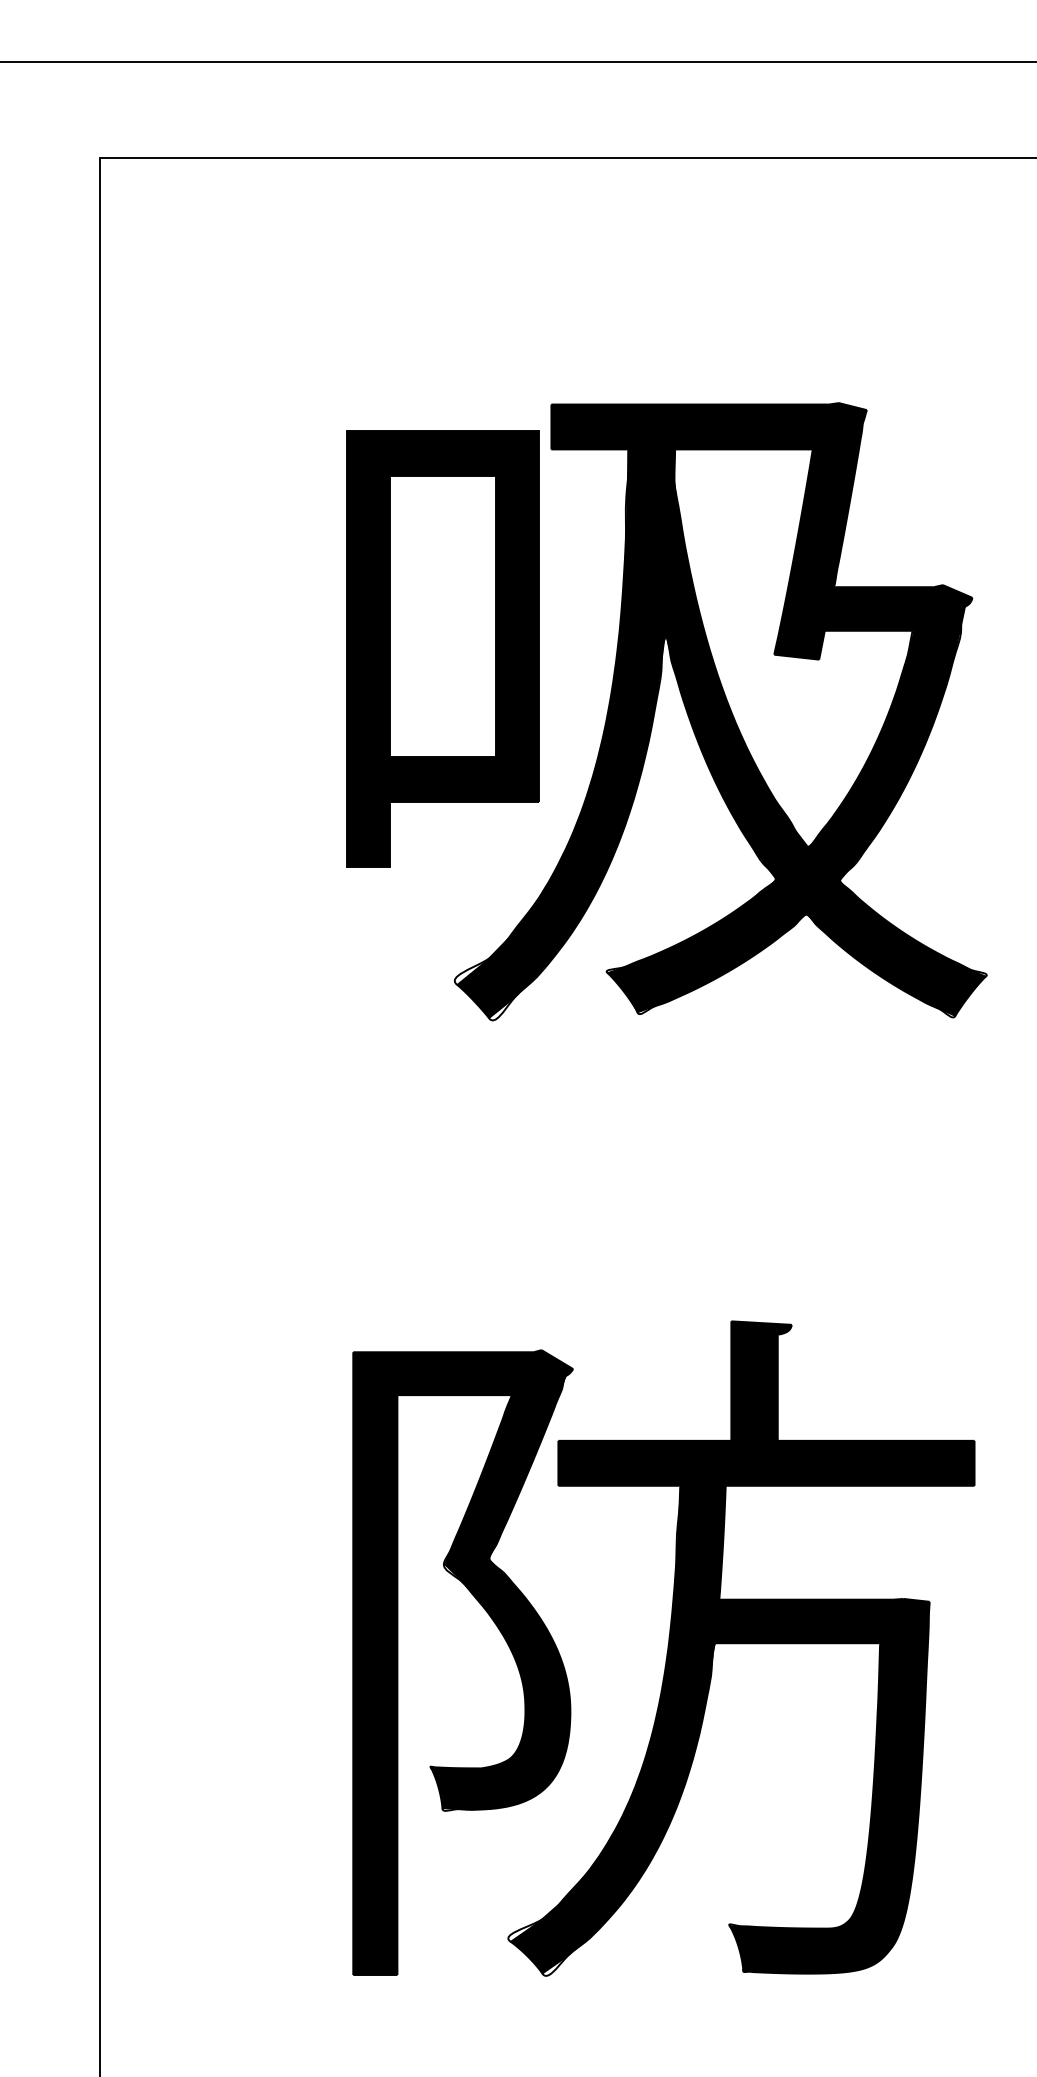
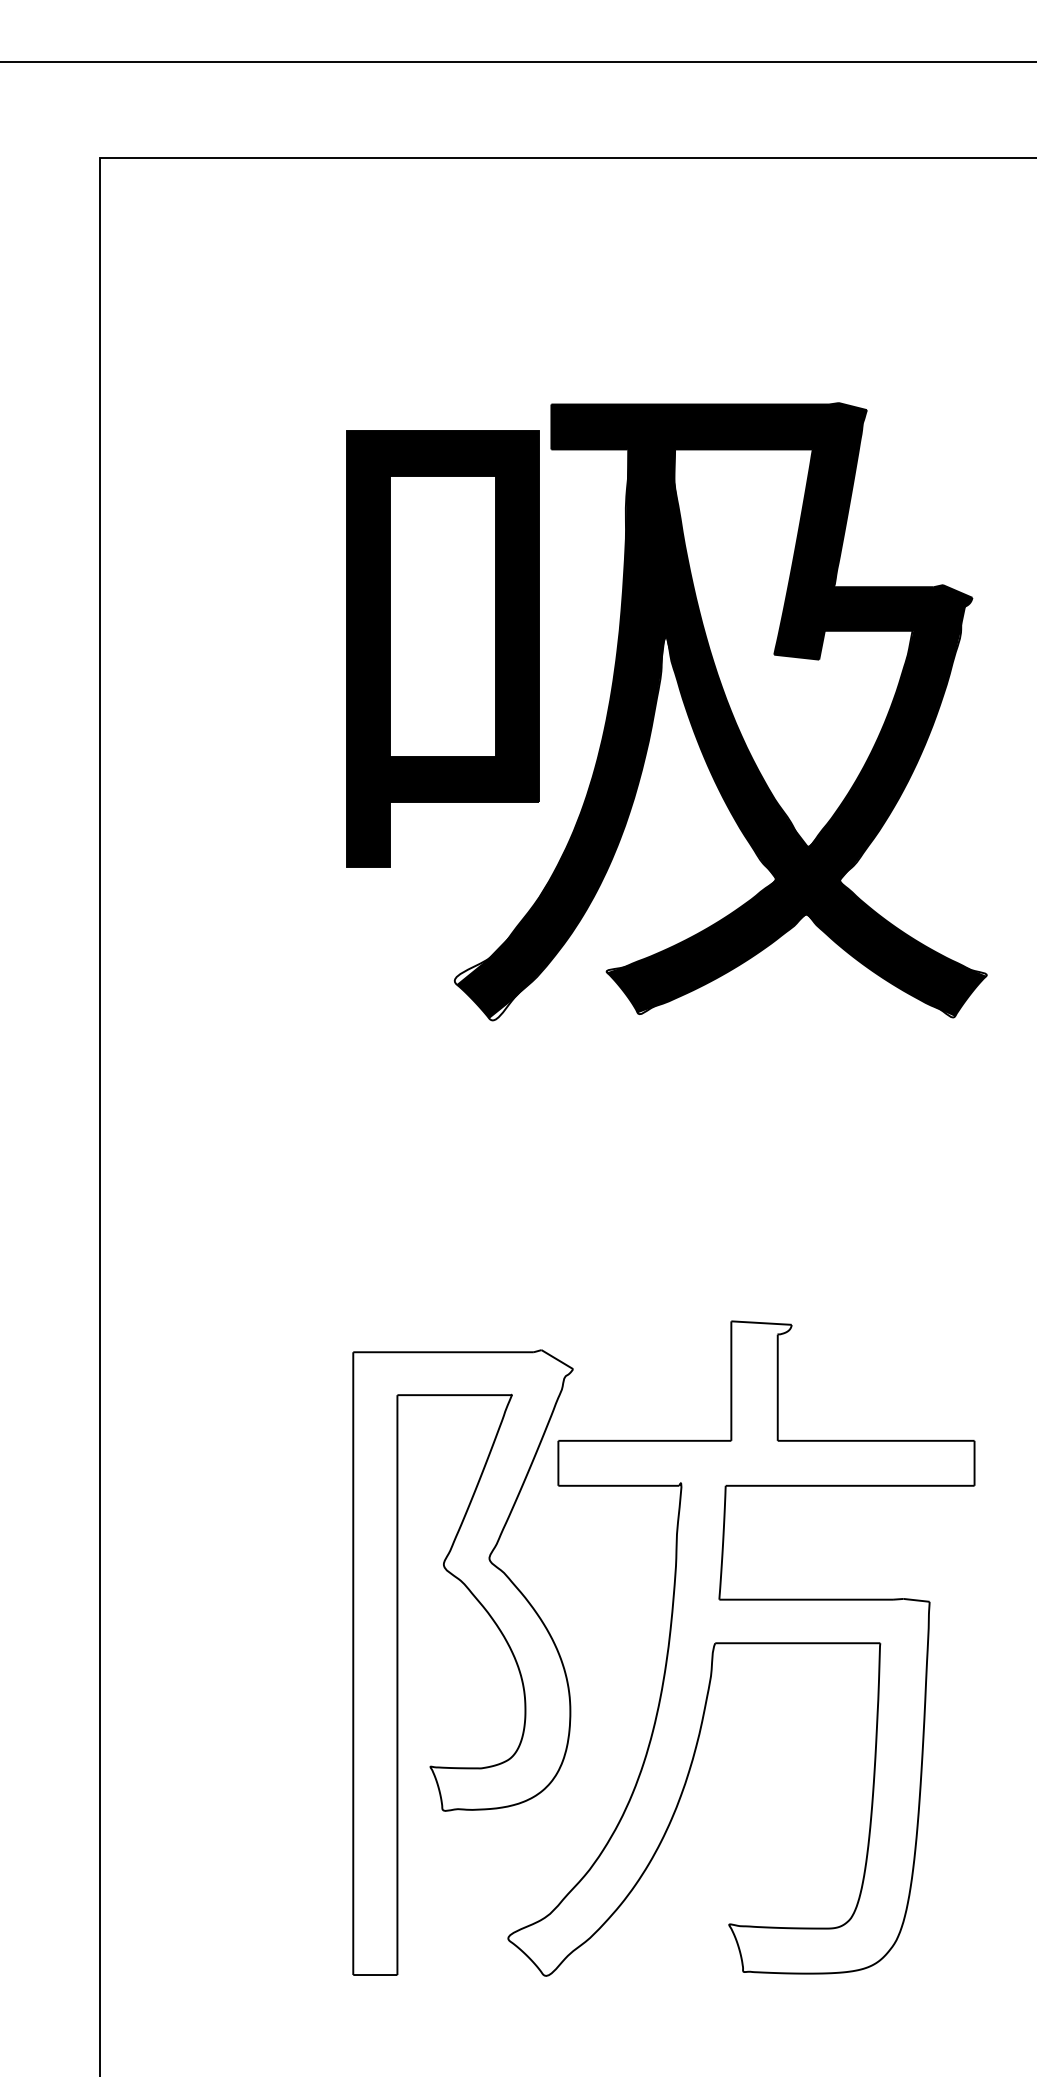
fill: present -> none (741, 1647)
fill: present -> none (463, 1662)
